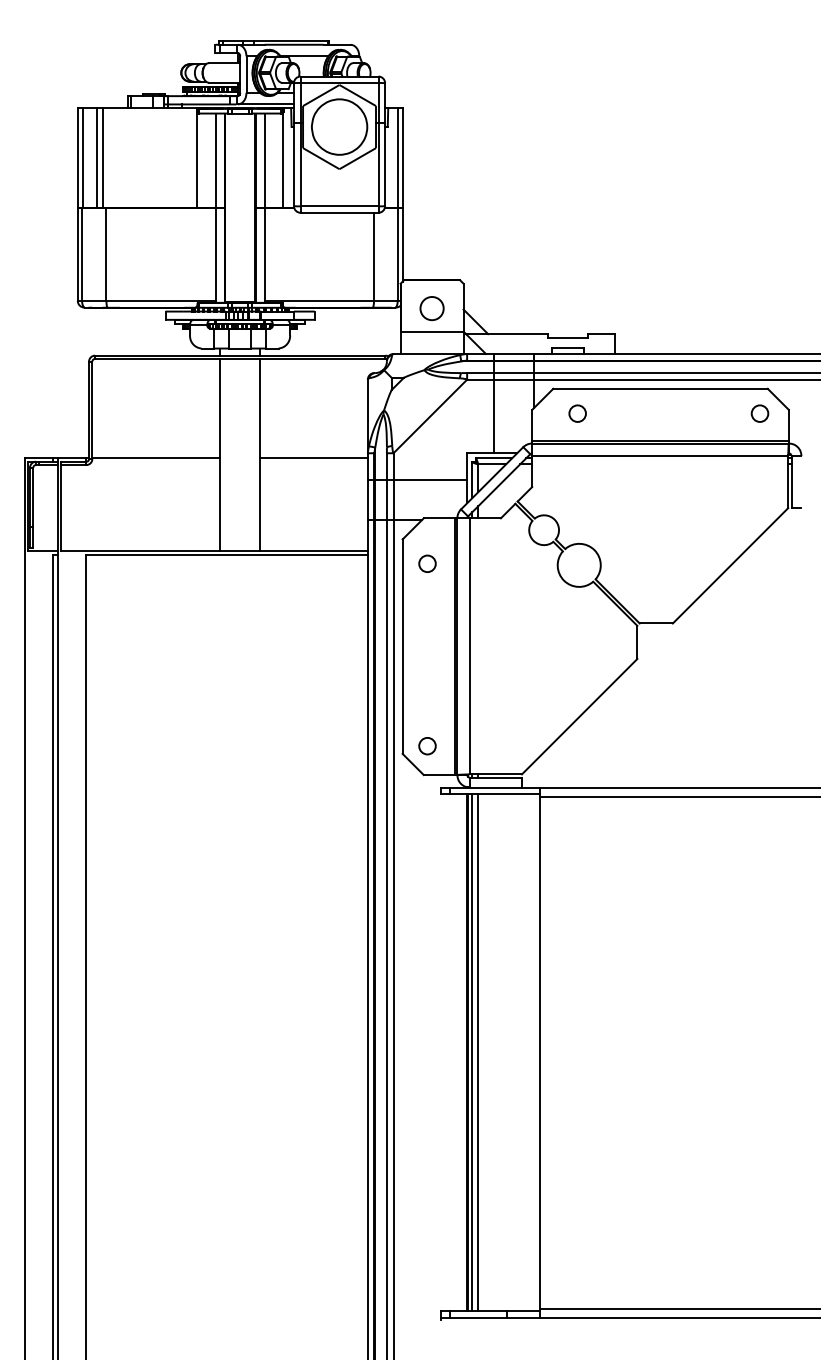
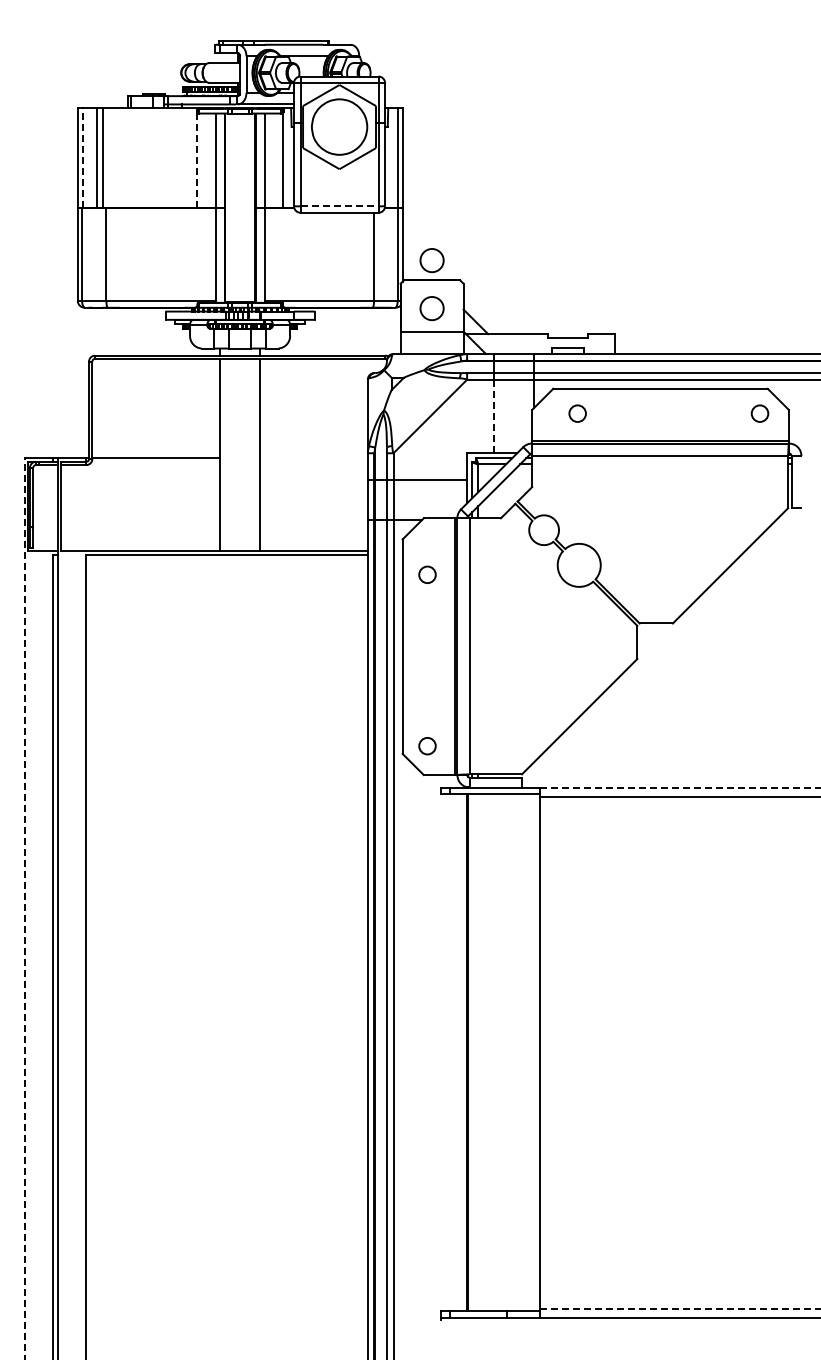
line: solid -> dashed (82, 158)
line: solid -> dashed (197, 159)
line: solid -> dashed (339, 206)
circle: none -> present (431, 260)
line: solid -> dashed (493, 416)
line: present -> none (313, 458)
circle position: (427, 563) -> (427, 574) (427, 574)
line: solid -> dashed (680, 787)
line: solid -> dashed (24, 908)
line: present -> none (472, 1052)
line: present -> none (478, 1052)
line: solid -> dashed (680, 1309)
